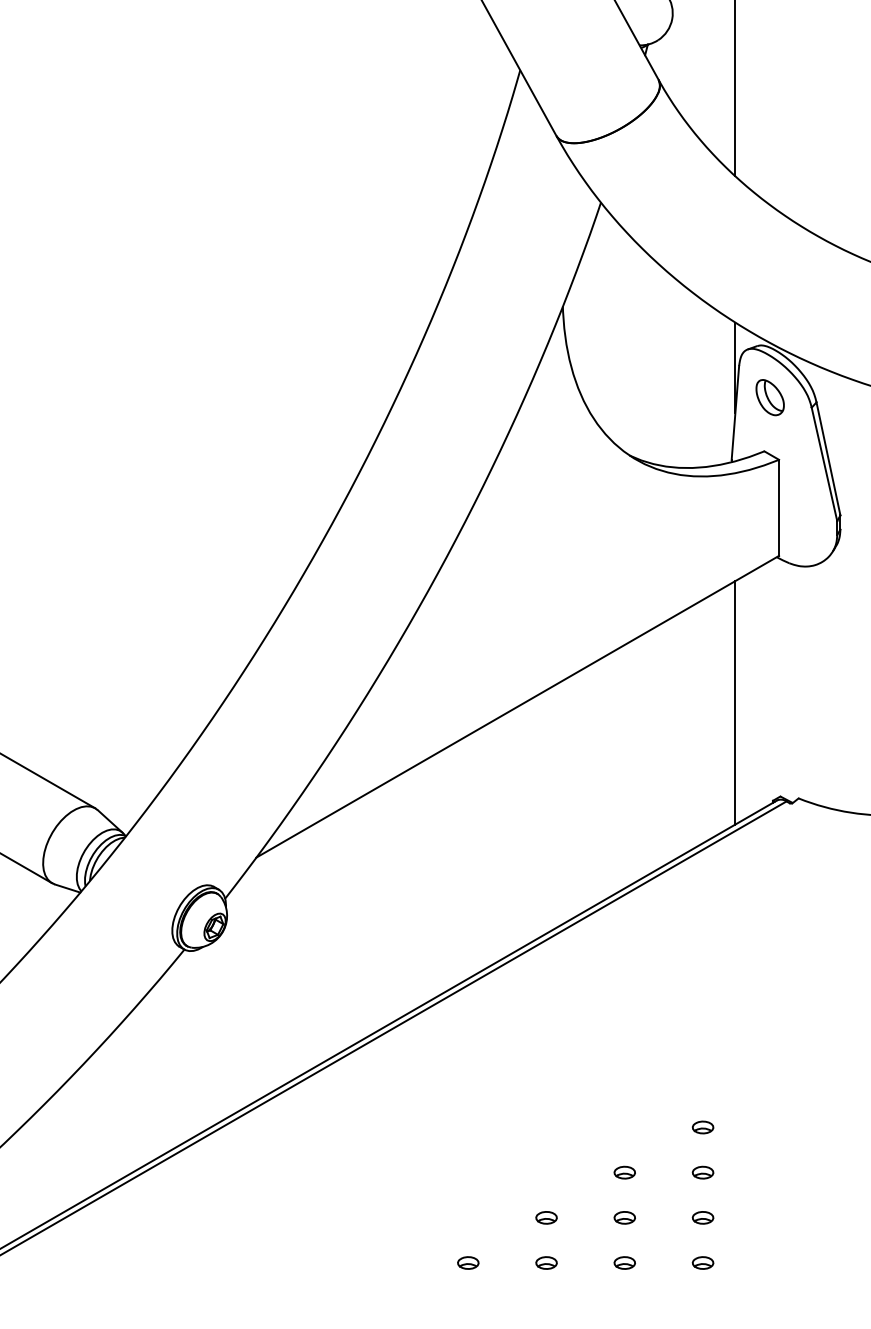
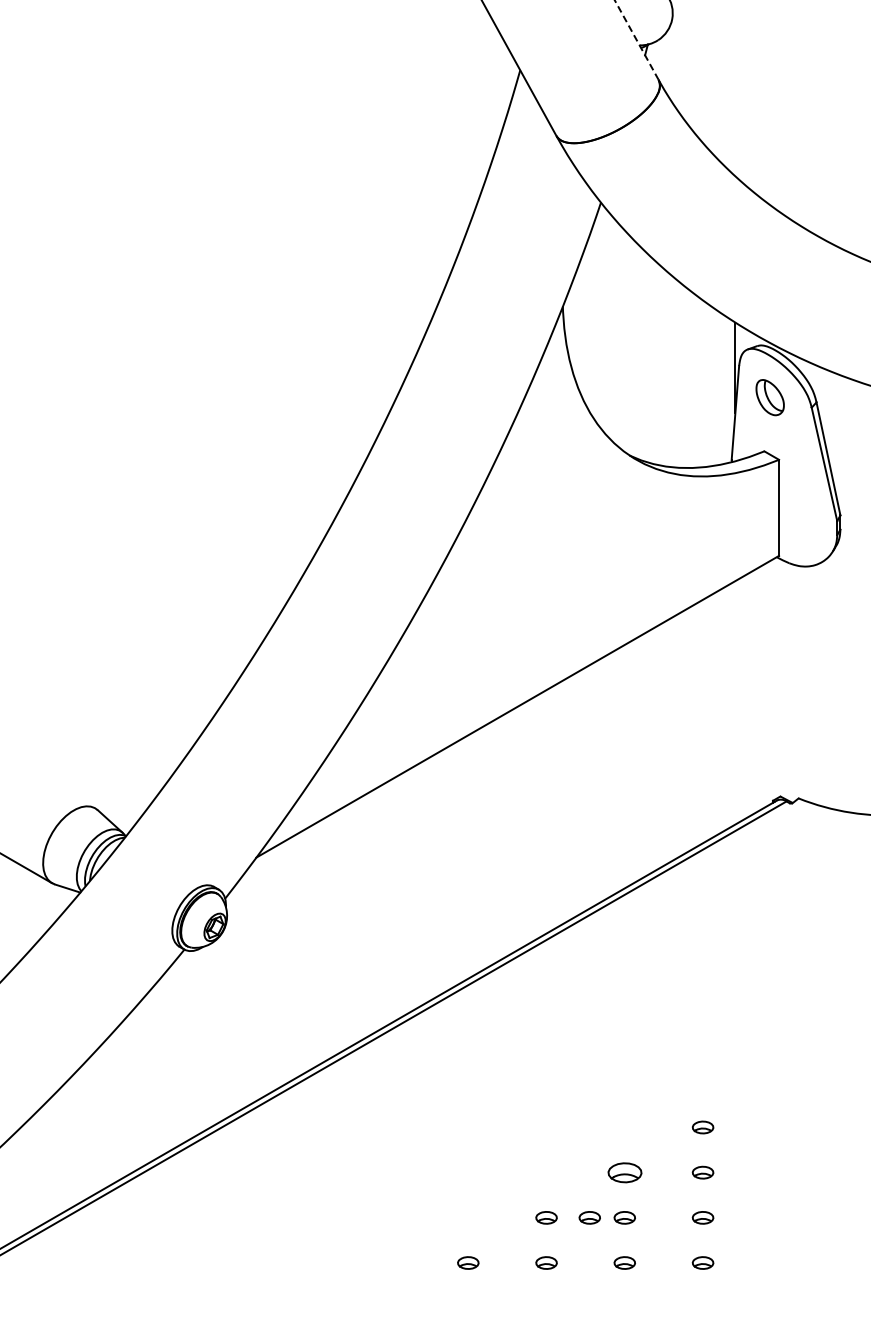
line: solid -> dashed (636, 39)
line: present -> none (735, 89)
line: present -> none (735, 702)
line: present -> none (48, 781)
part size: 23x15 px -> 36x22 px (624, 1172)
part: none -> present (589, 1217)
